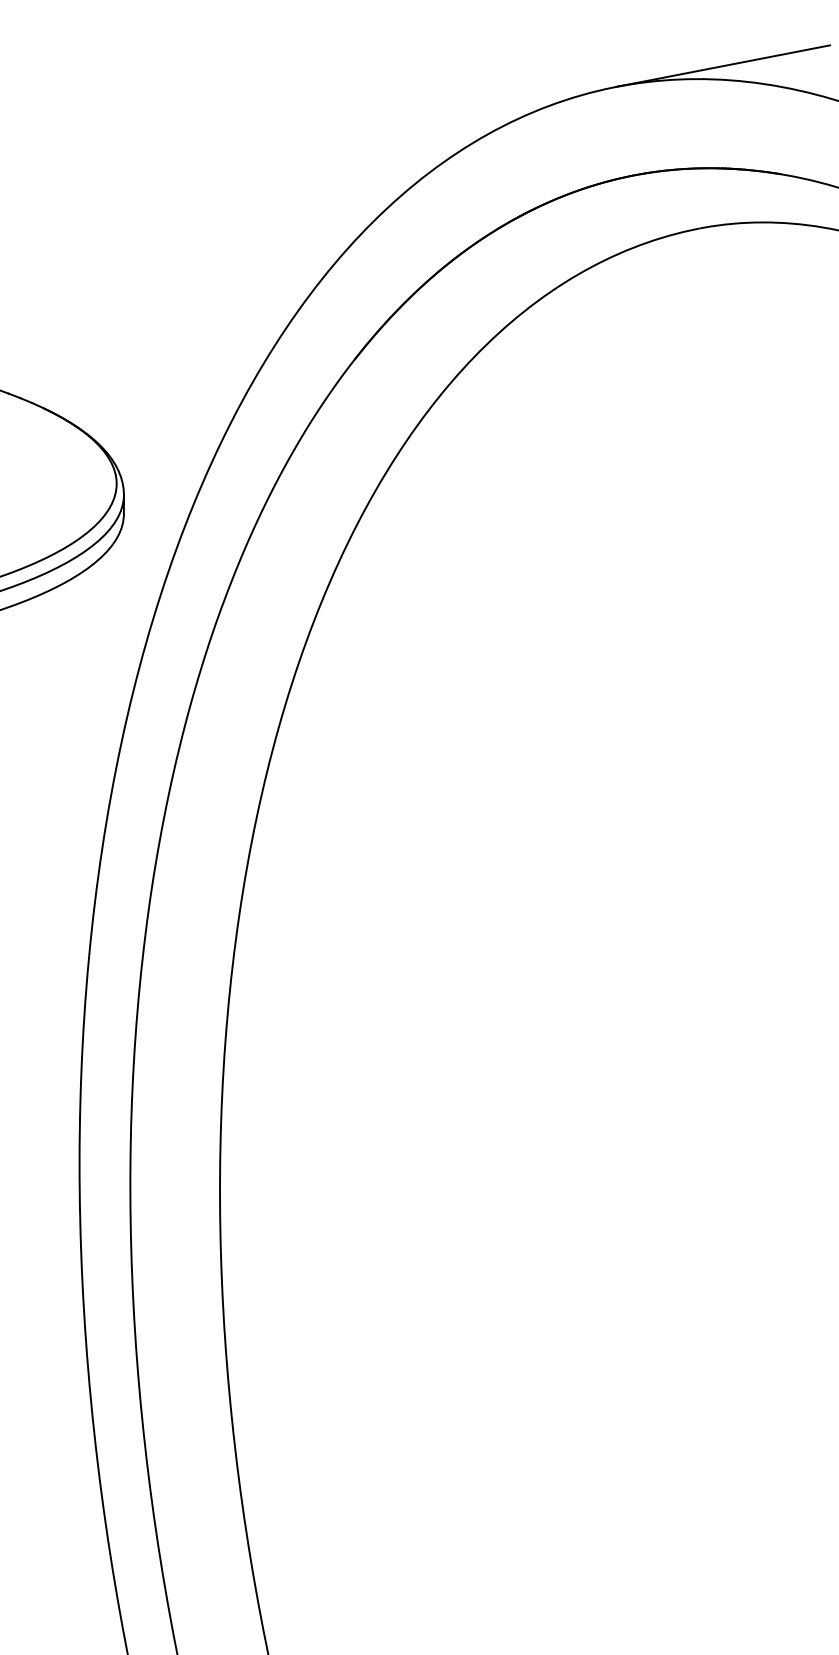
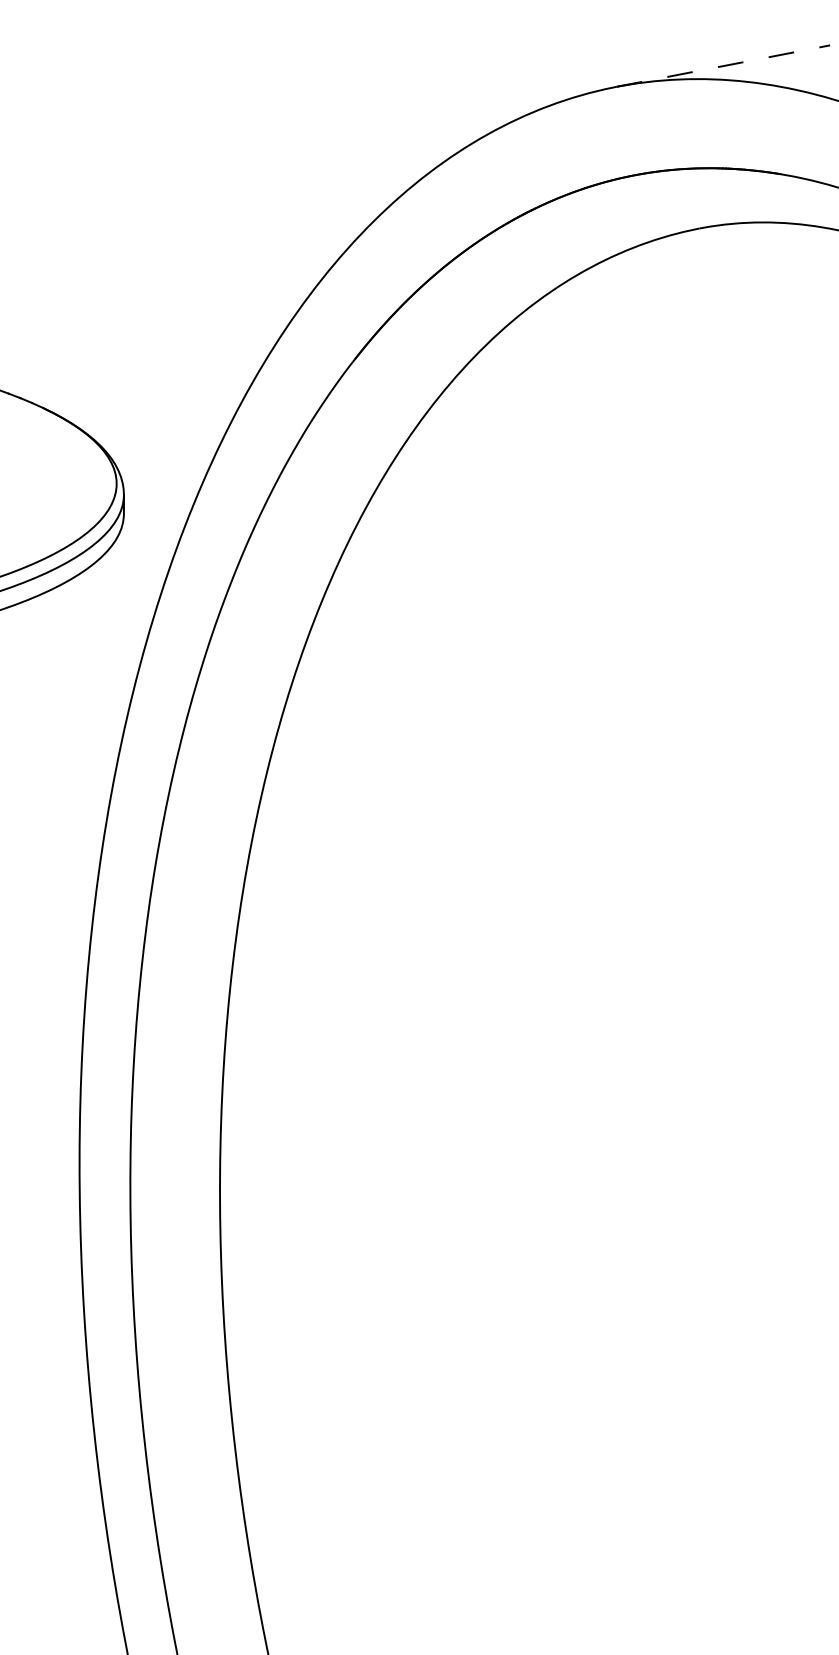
line: solid -> dashed (723, 66)
